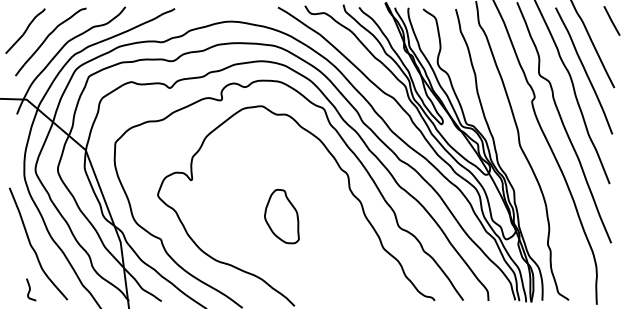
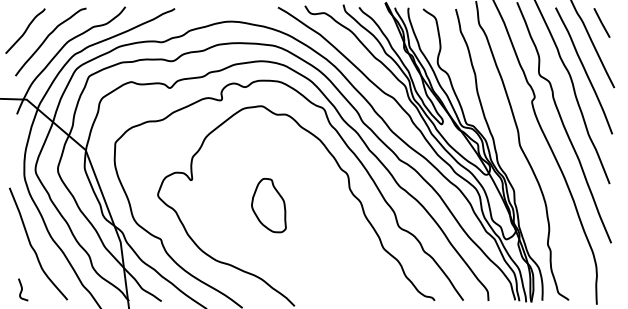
line position: (611, 20) -> (601, 22) (601, 22)
part position: (281, 216) -> (268, 205) (268, 205)
curve position: (30, 289) -> (22, 289) (22, 289)
